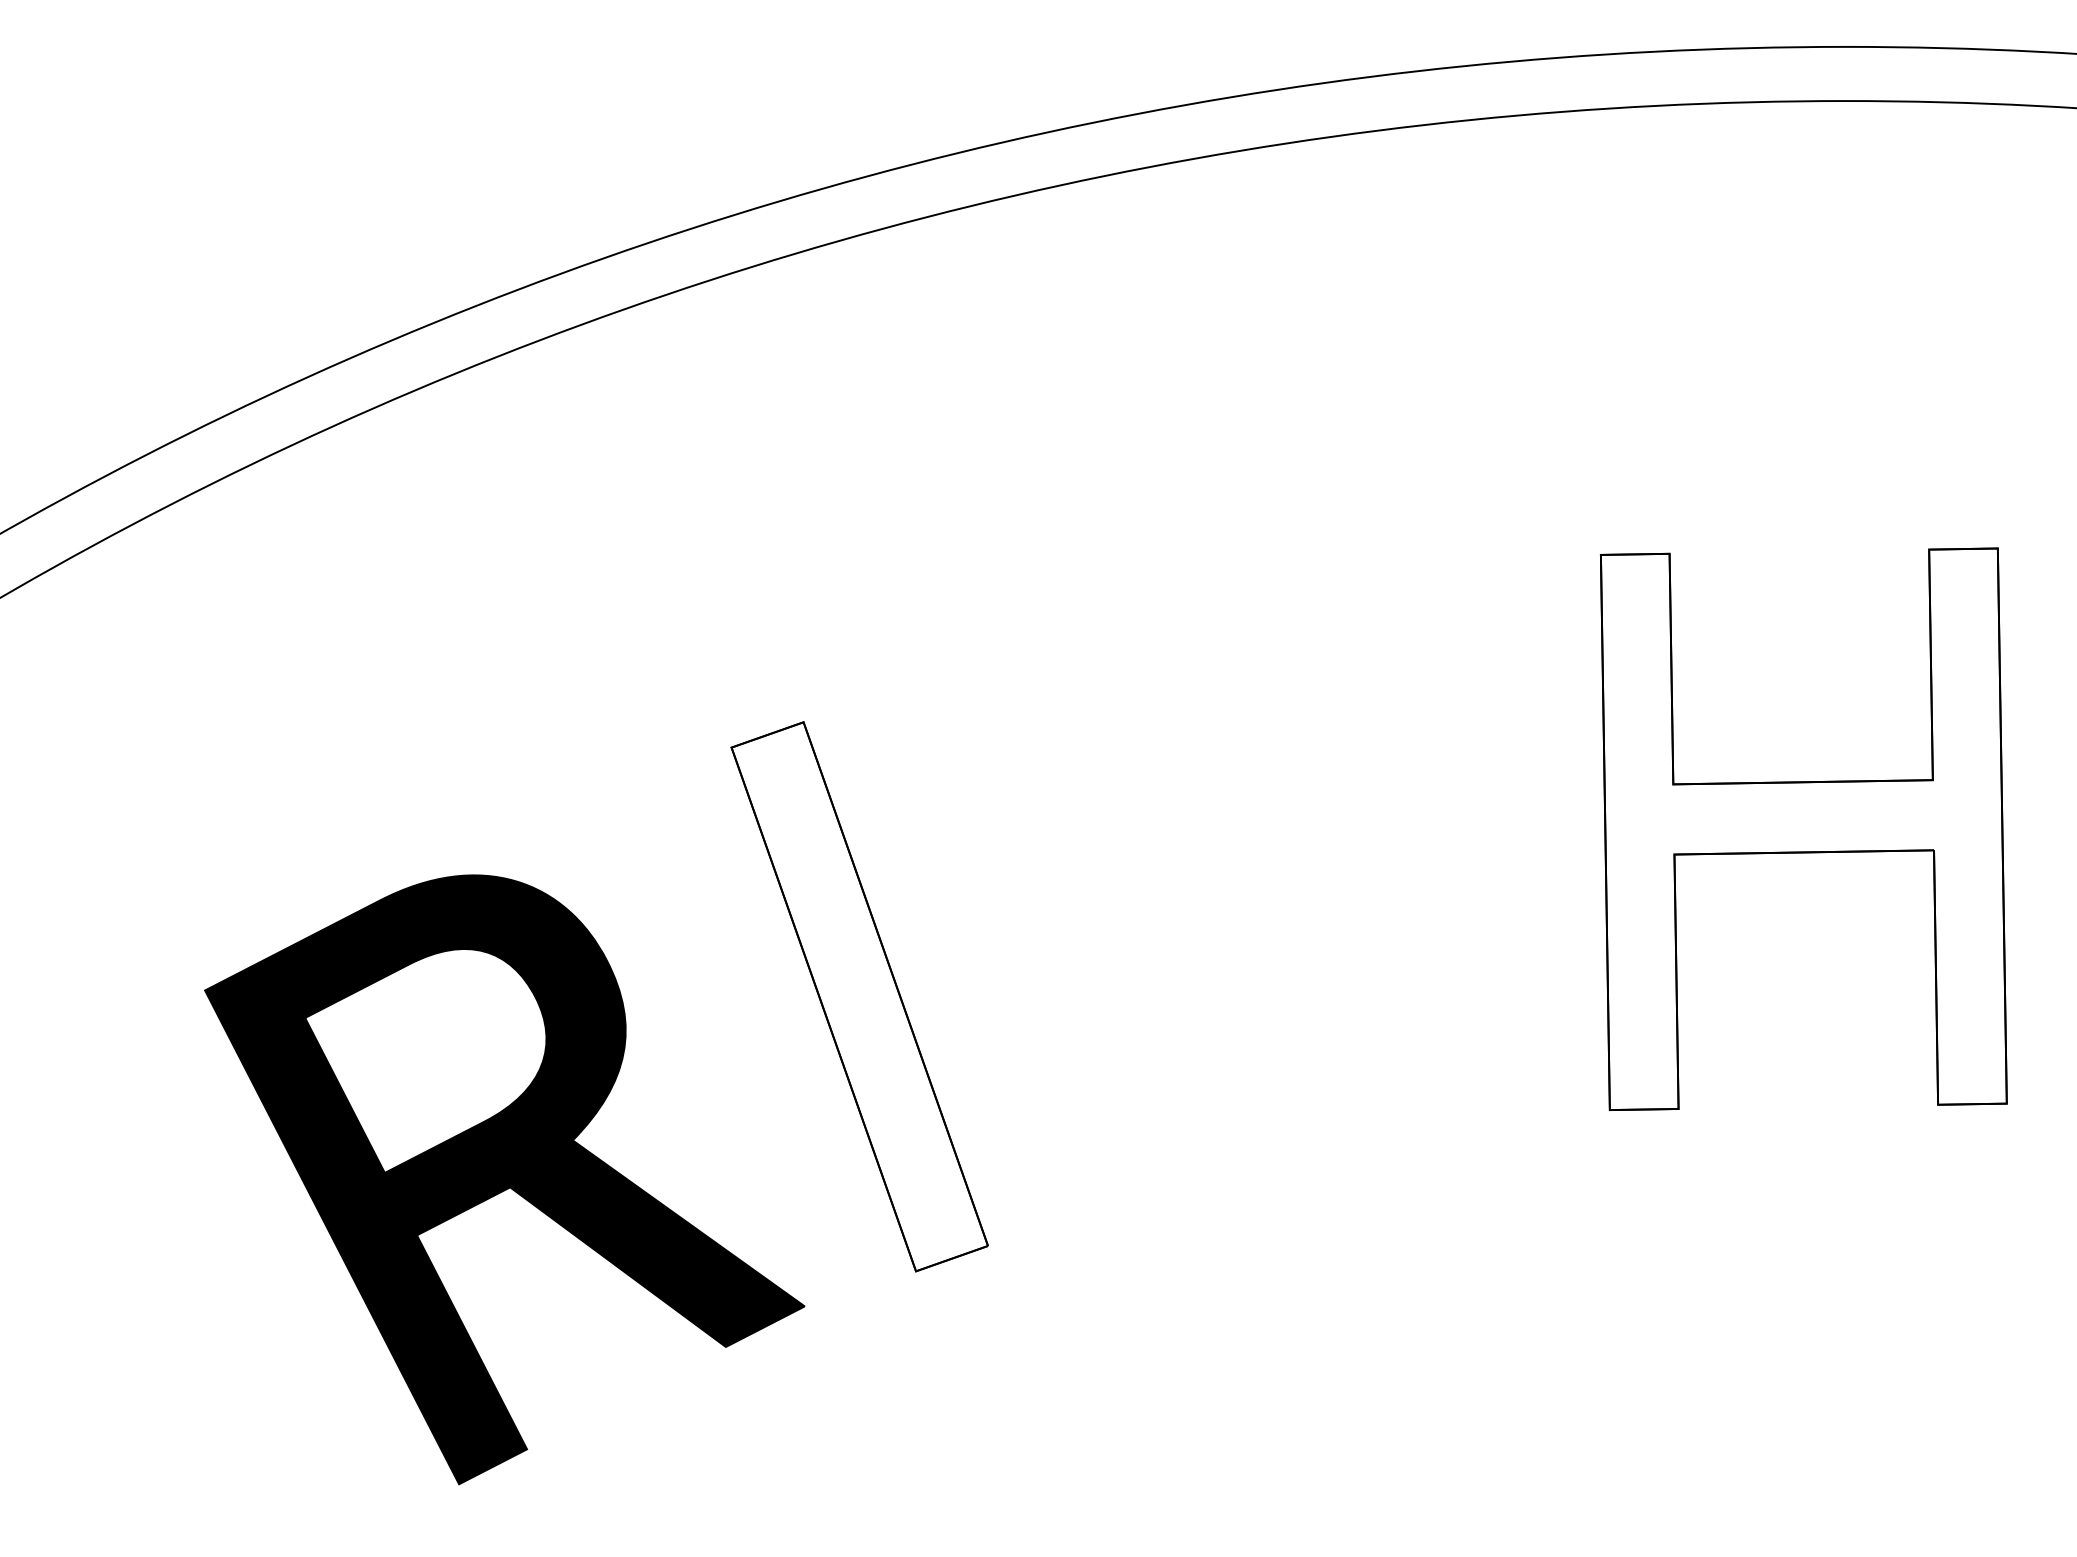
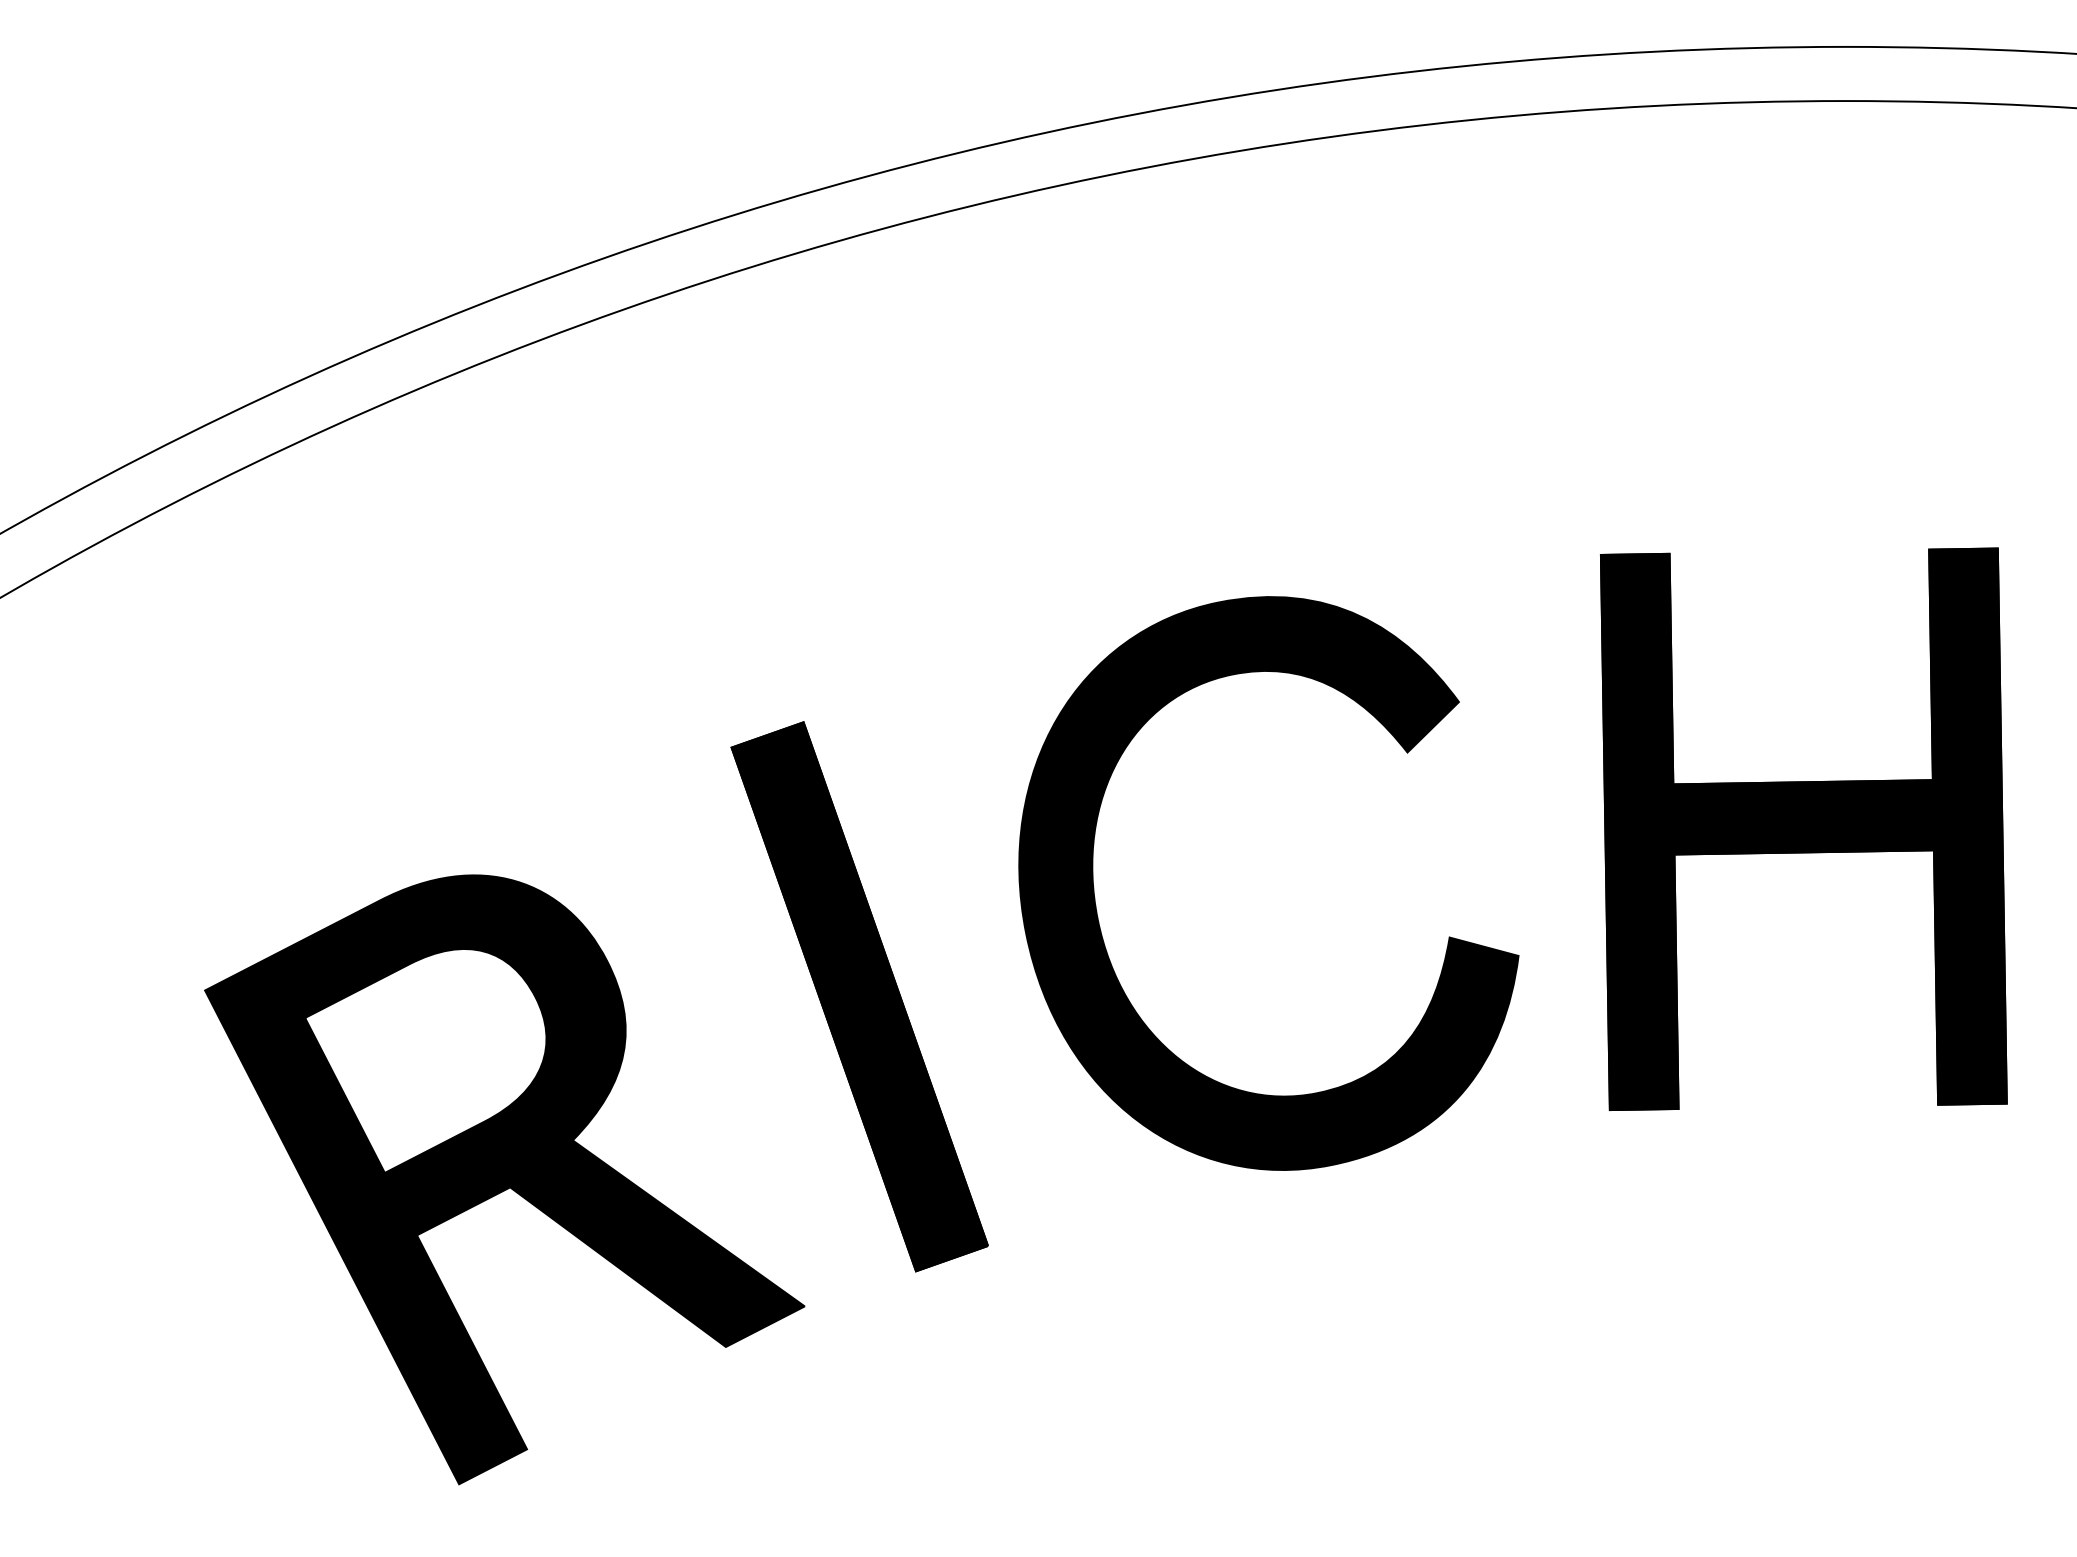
fill: none -> present (1803, 829)
part: none -> present (1097, 911)
fill: none -> present (859, 996)
